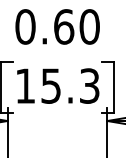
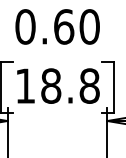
text: 15.3 -> 18.8 (70, 85)
